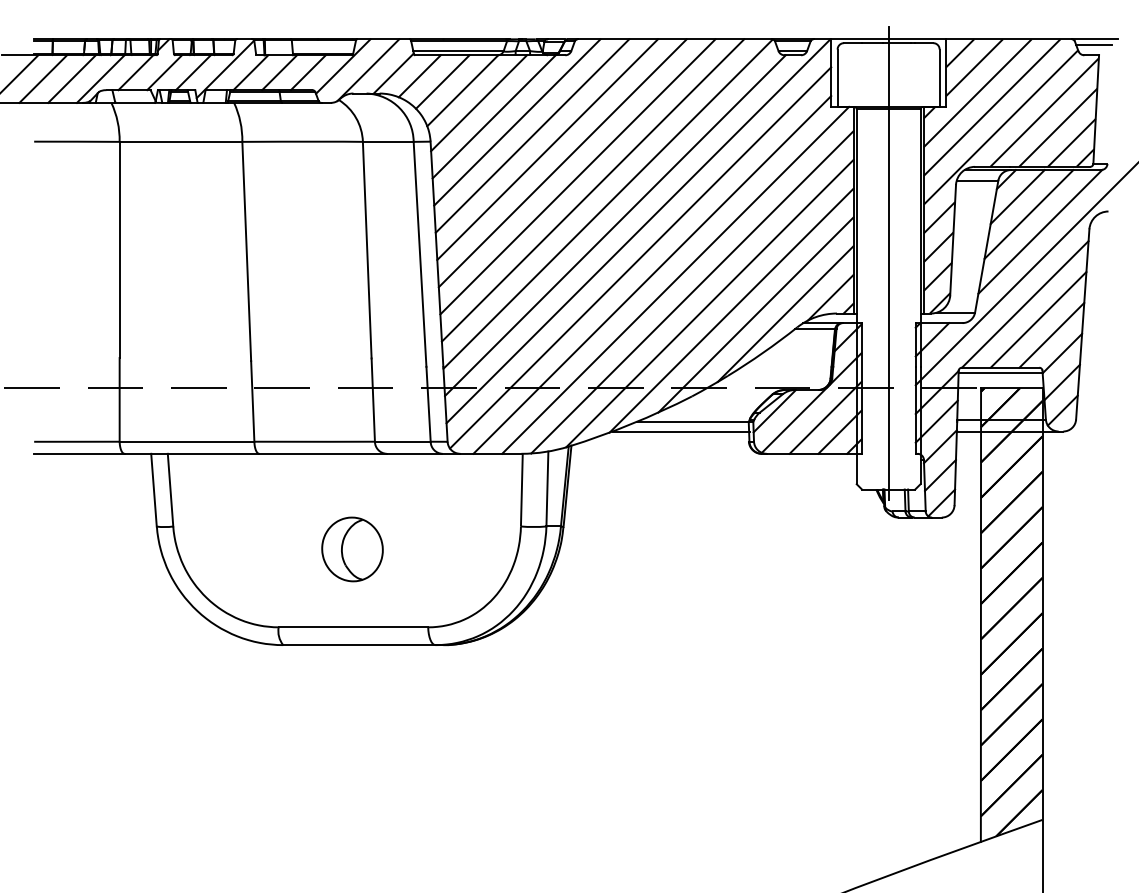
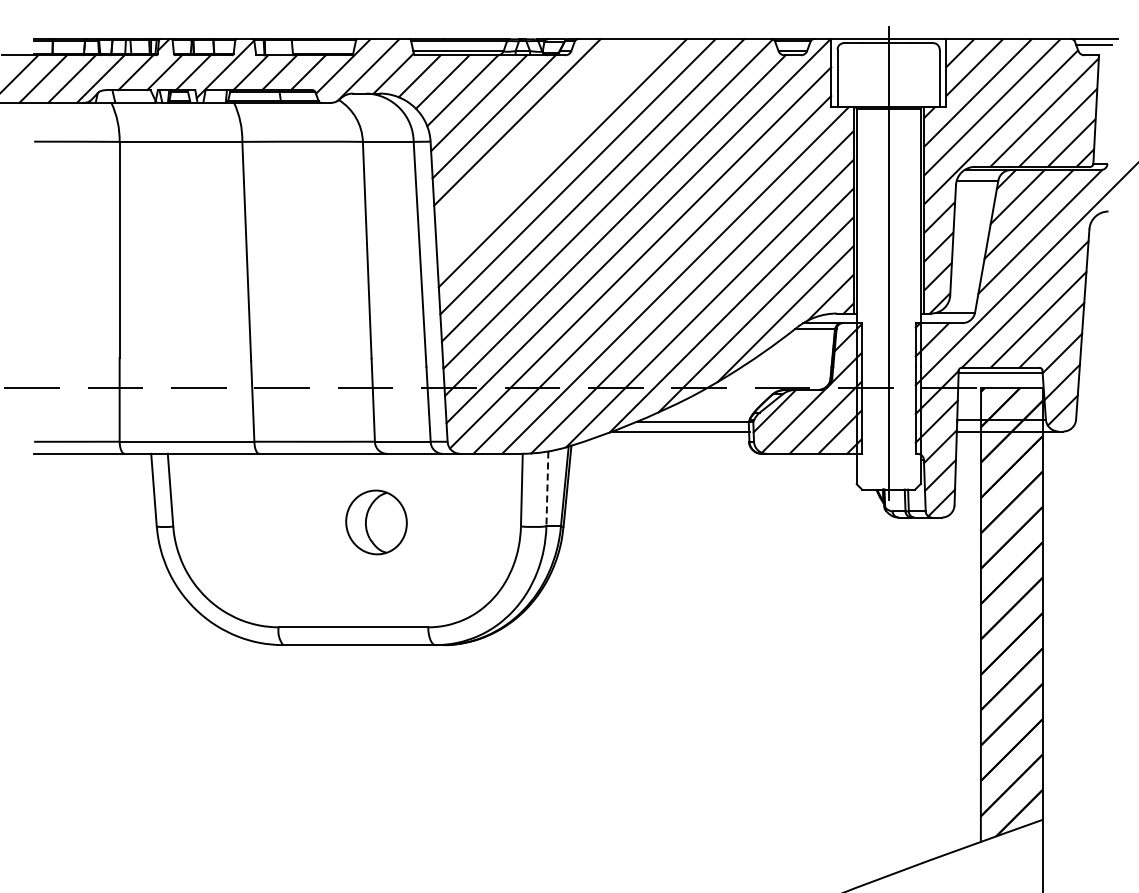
line: present -> none (532, 135)
line: present -> none (547, 149)
line: solid -> dashed (547, 489)
part position: (352, 549) -> (376, 522) (376, 522)
